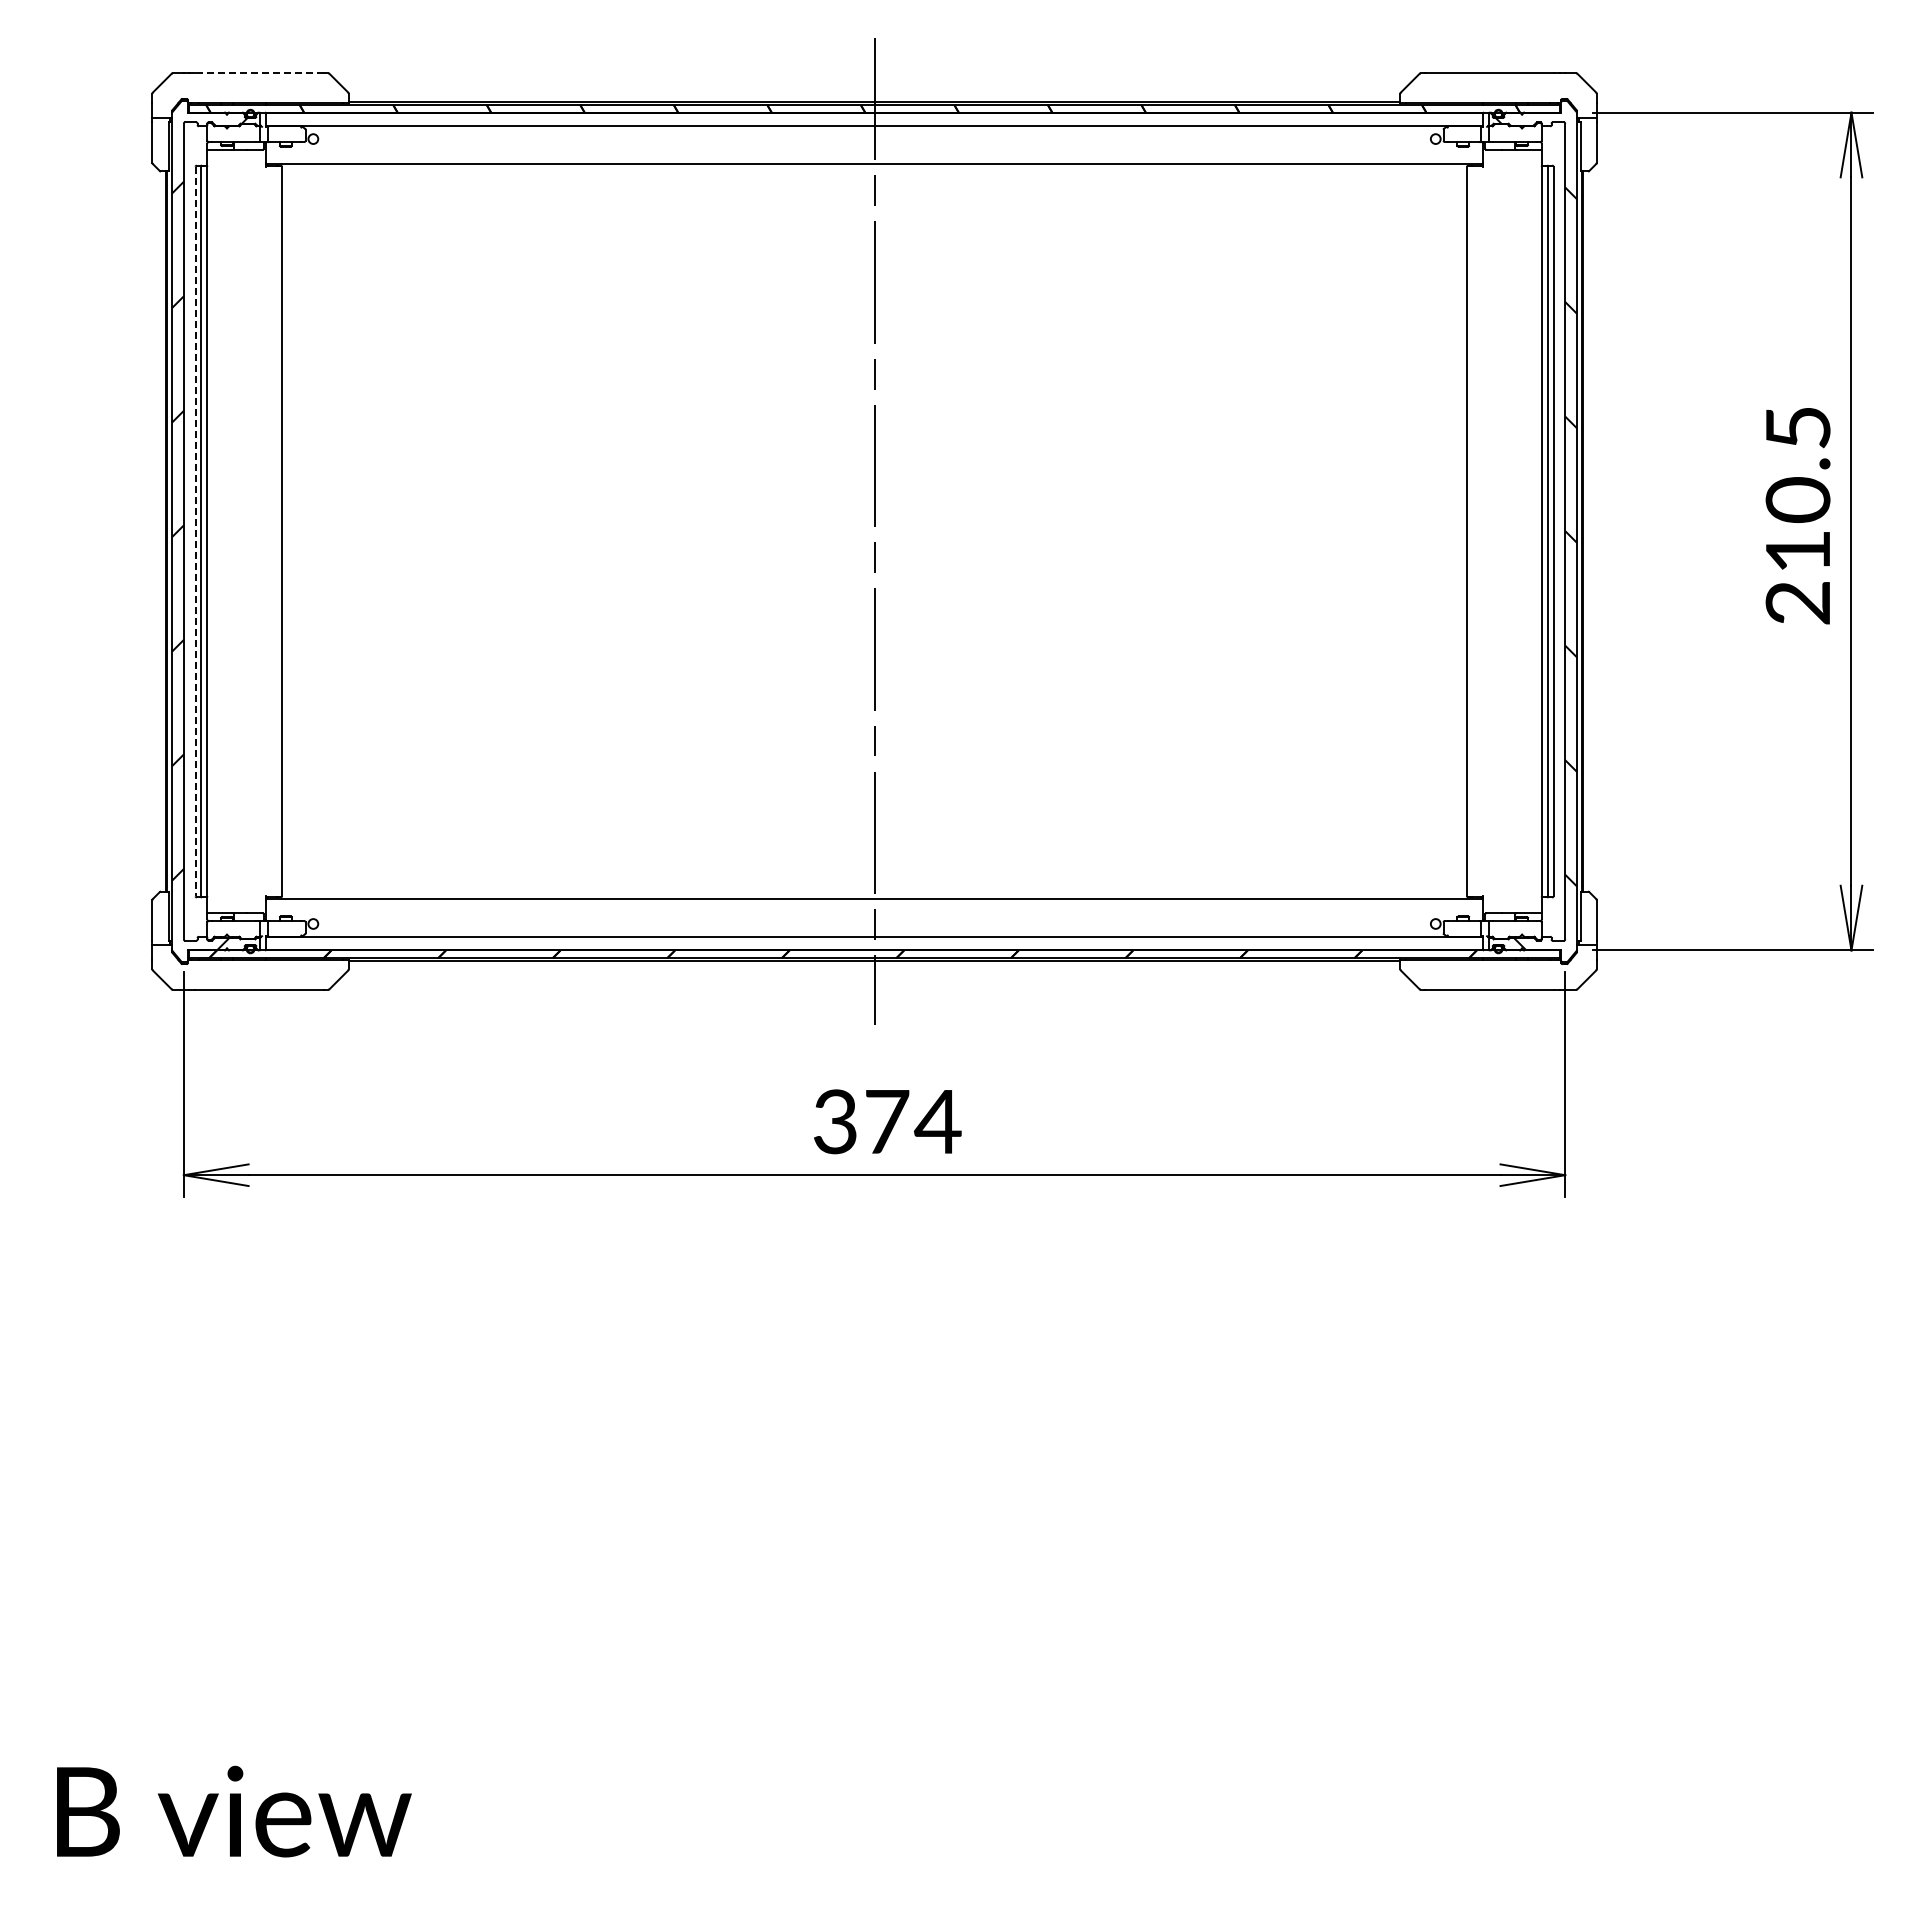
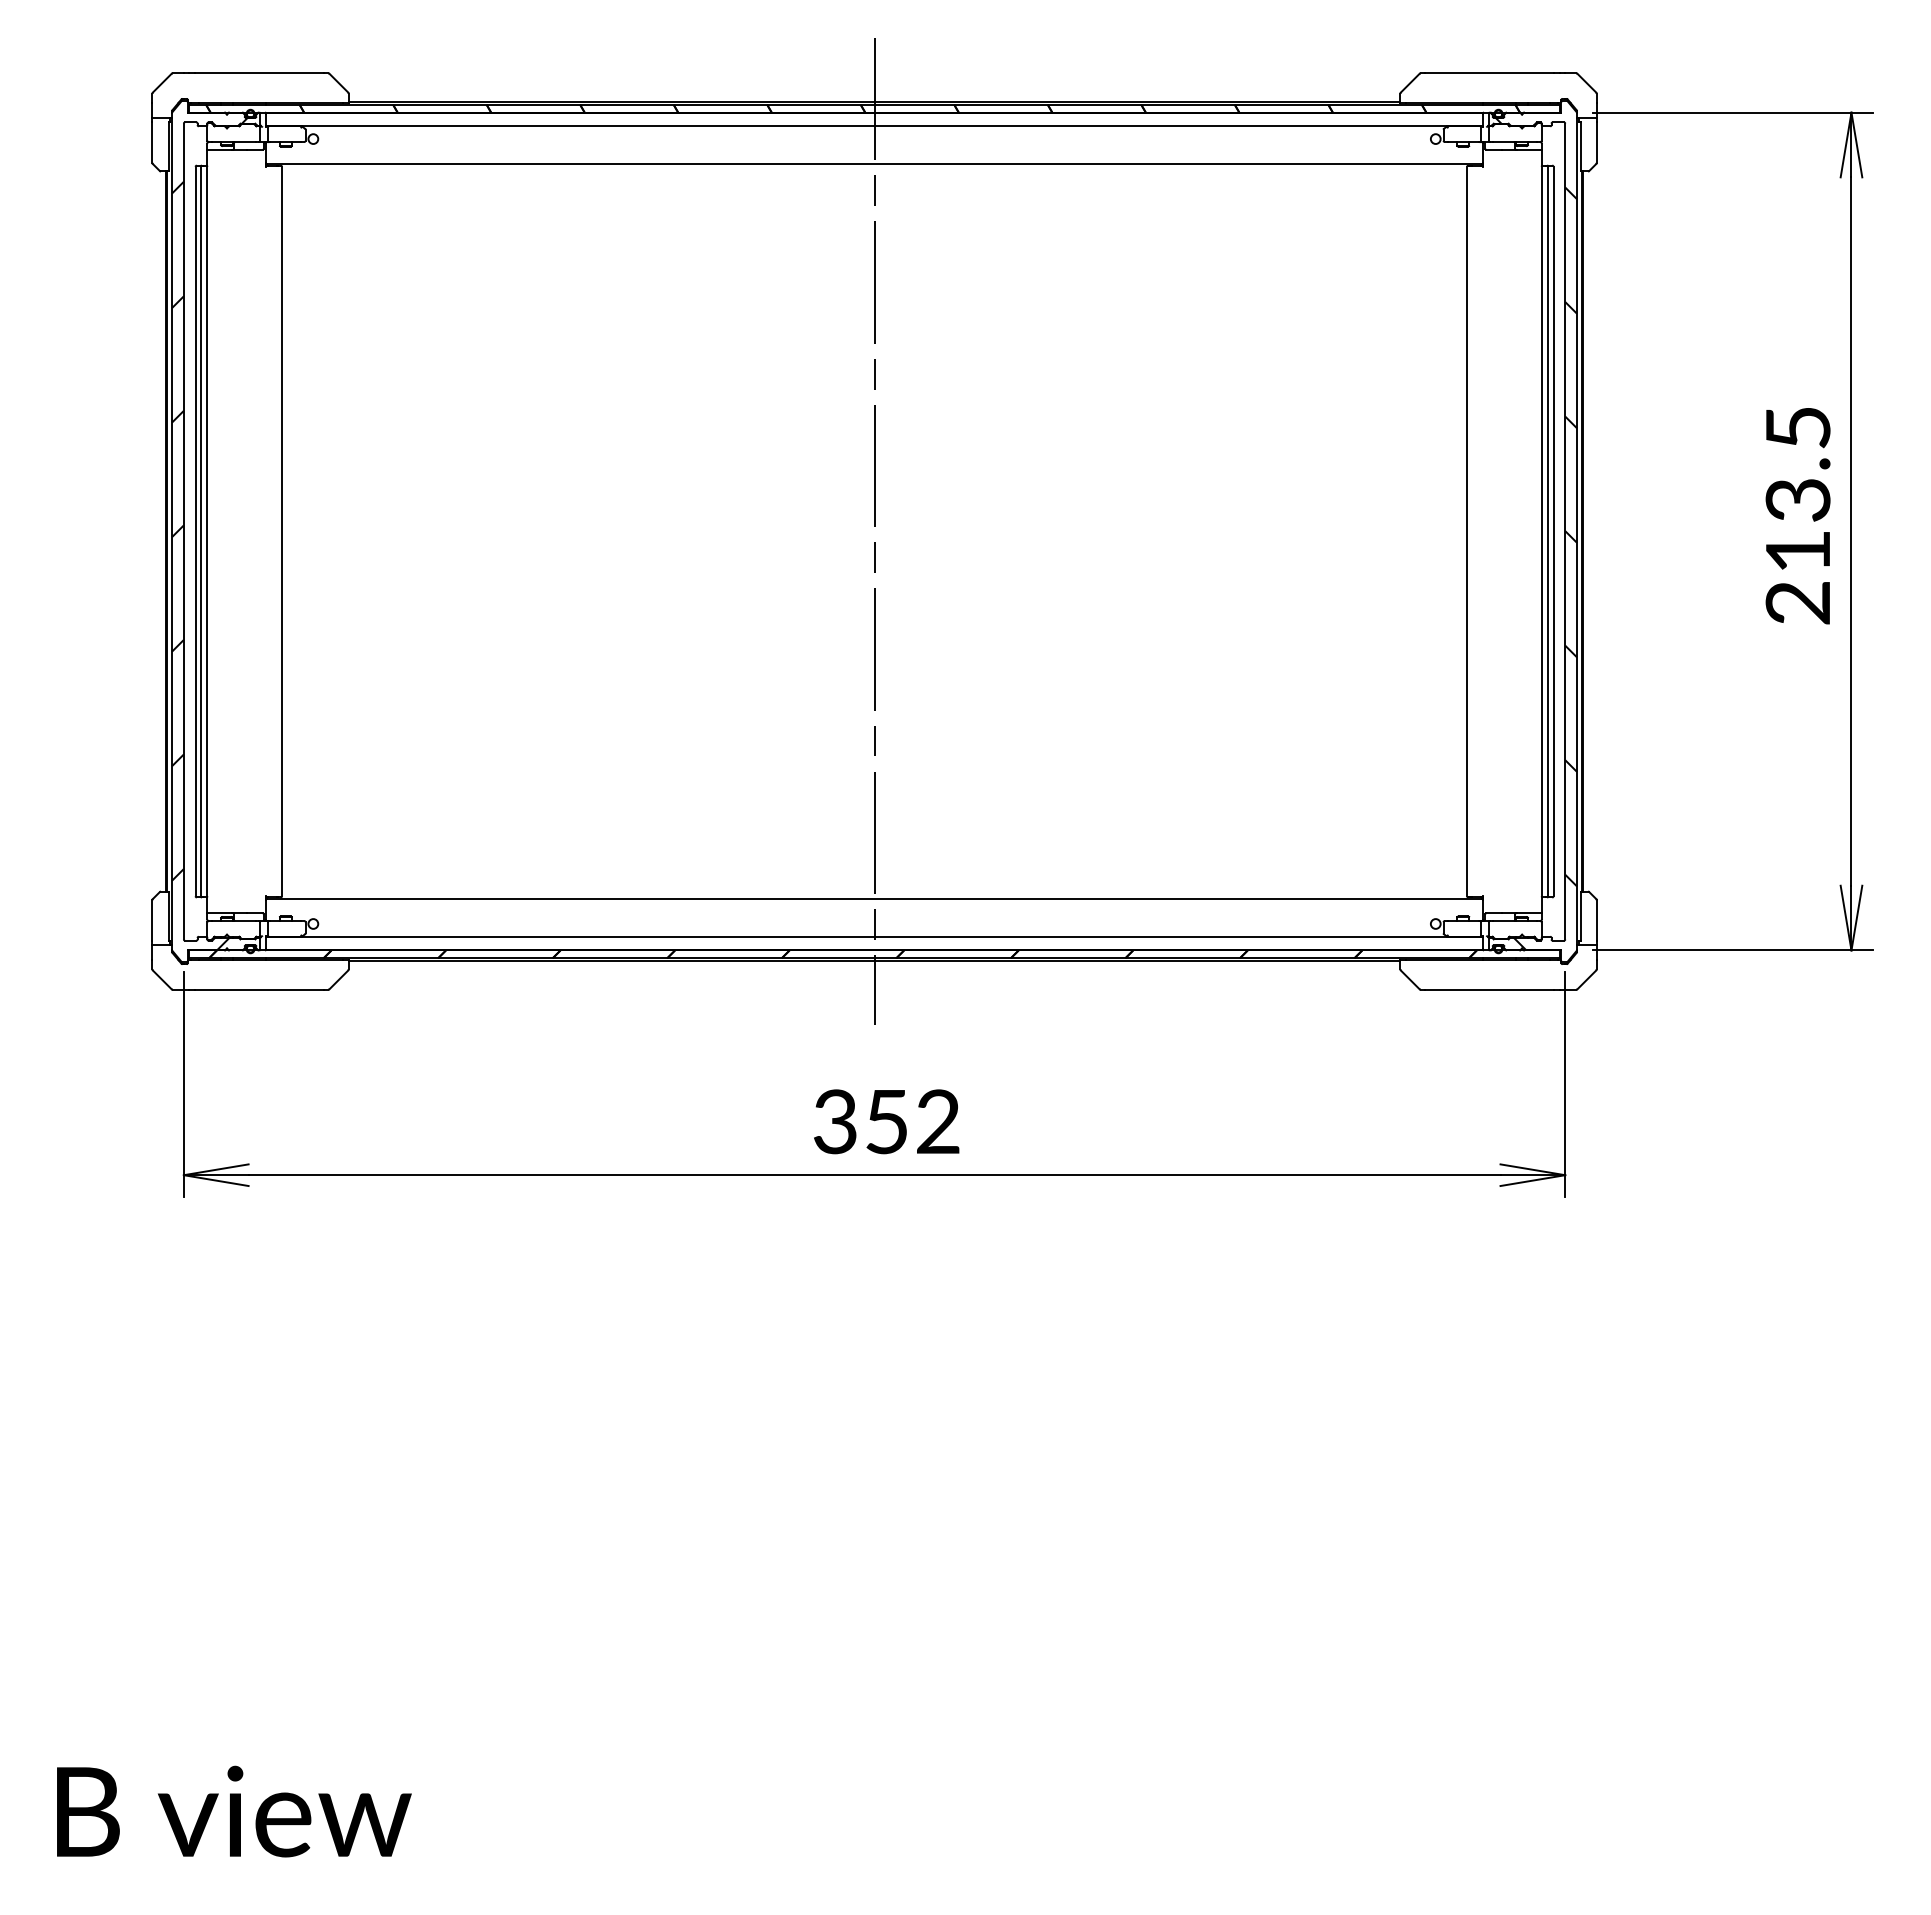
line: dashed -> solid (259, 73)
text: 210.5 -> 213.5 (1797, 500)
line: dashed -> solid (195, 531)
text: 374 -> 352 (913, 1121)
